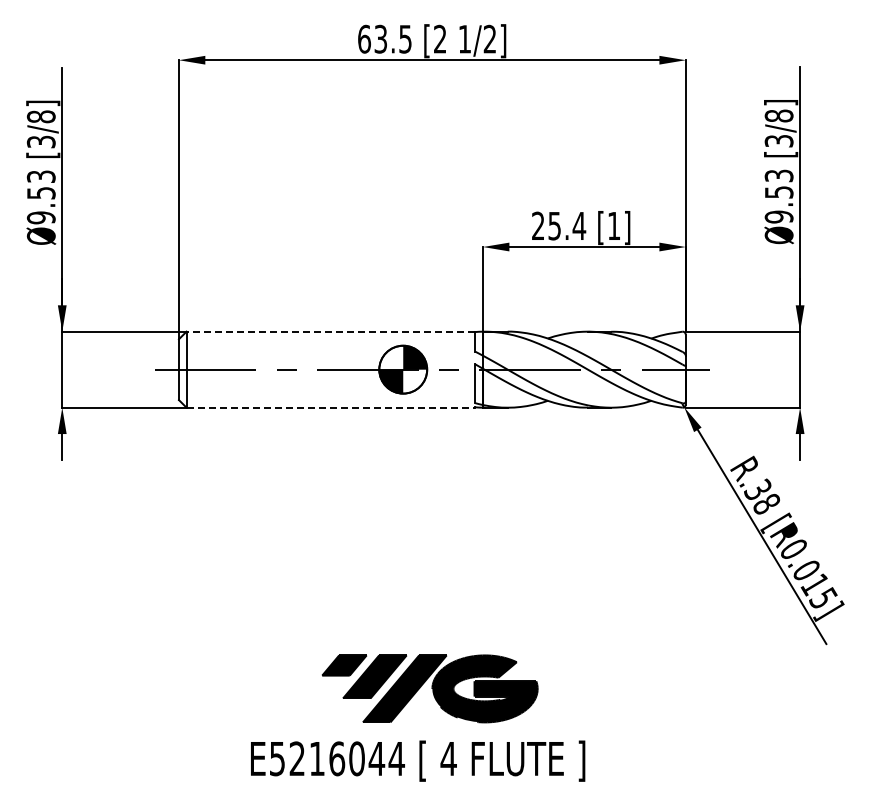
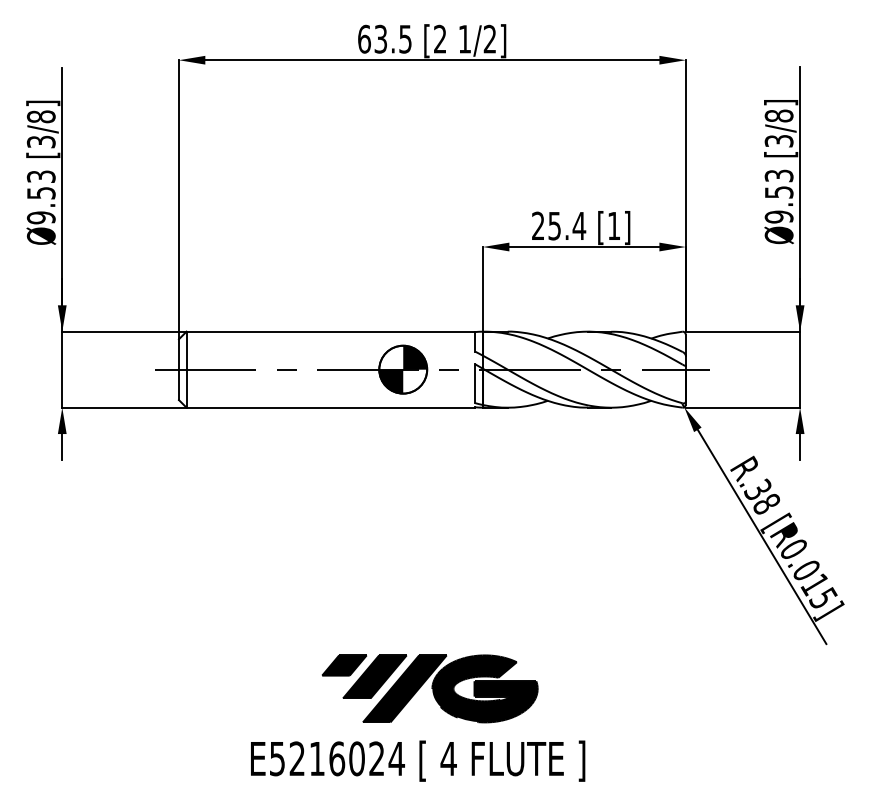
line: dashed -> solid (330, 331)
line: dashed -> solid (331, 407)
text: E5216044 -> E5216024 (376, 758)
